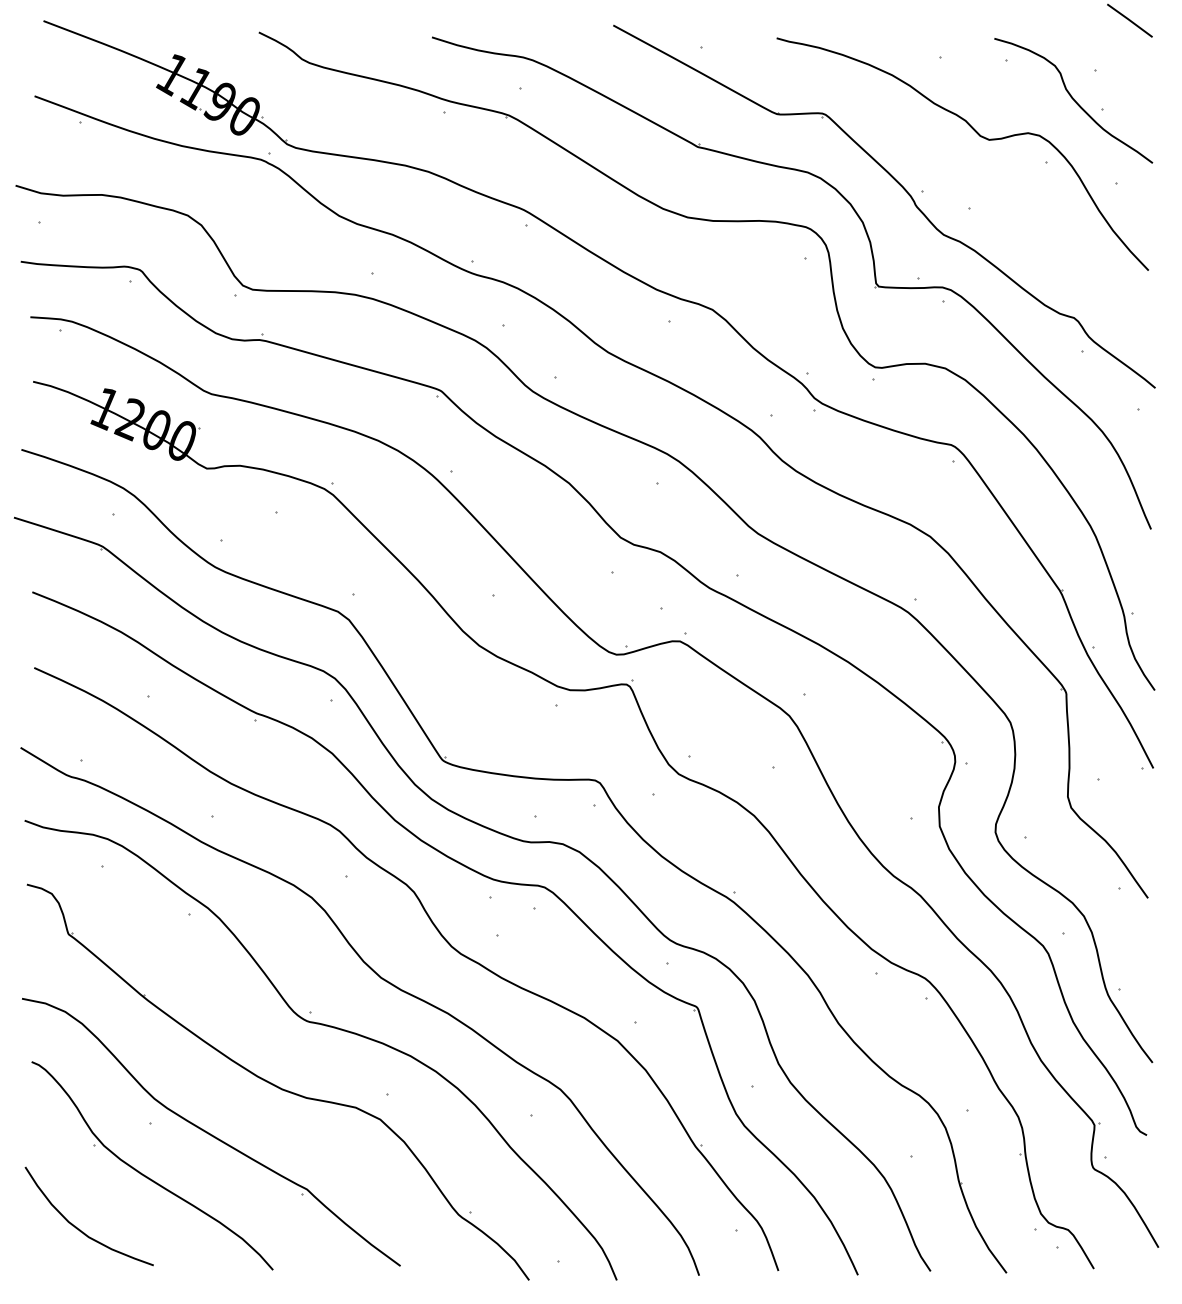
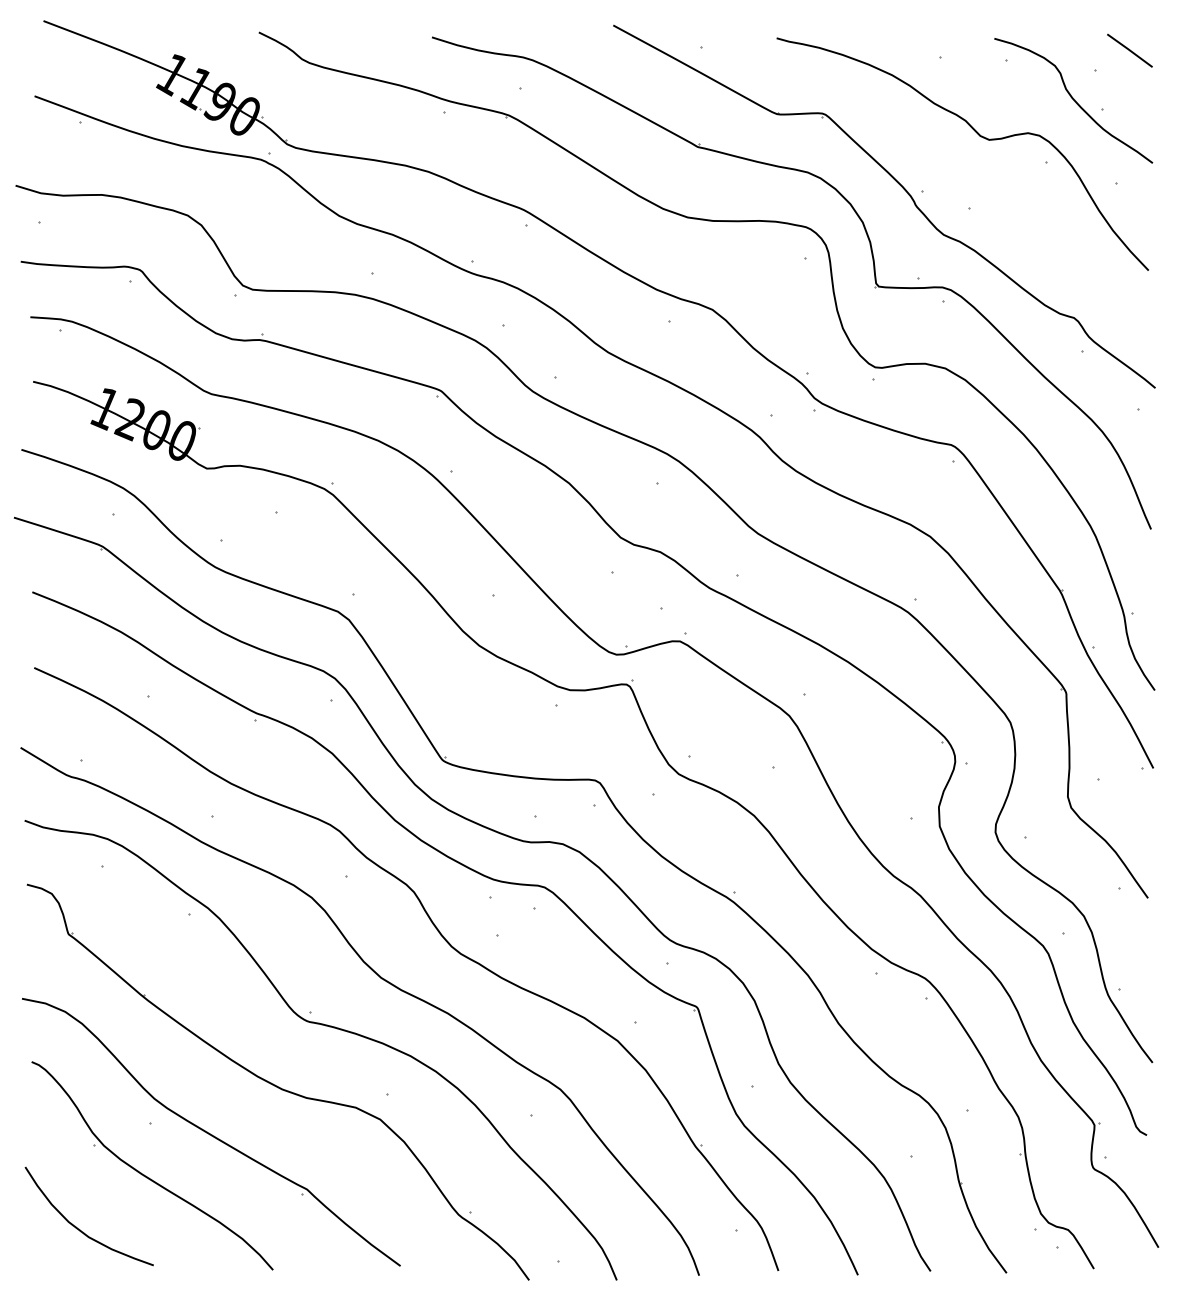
line position: (1129, 20) -> (1129, 50) (1129, 50)
